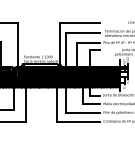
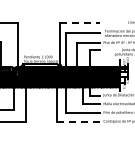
line: solid -> dashed (80, 22)
line: solid -> dashed (78, 121)
